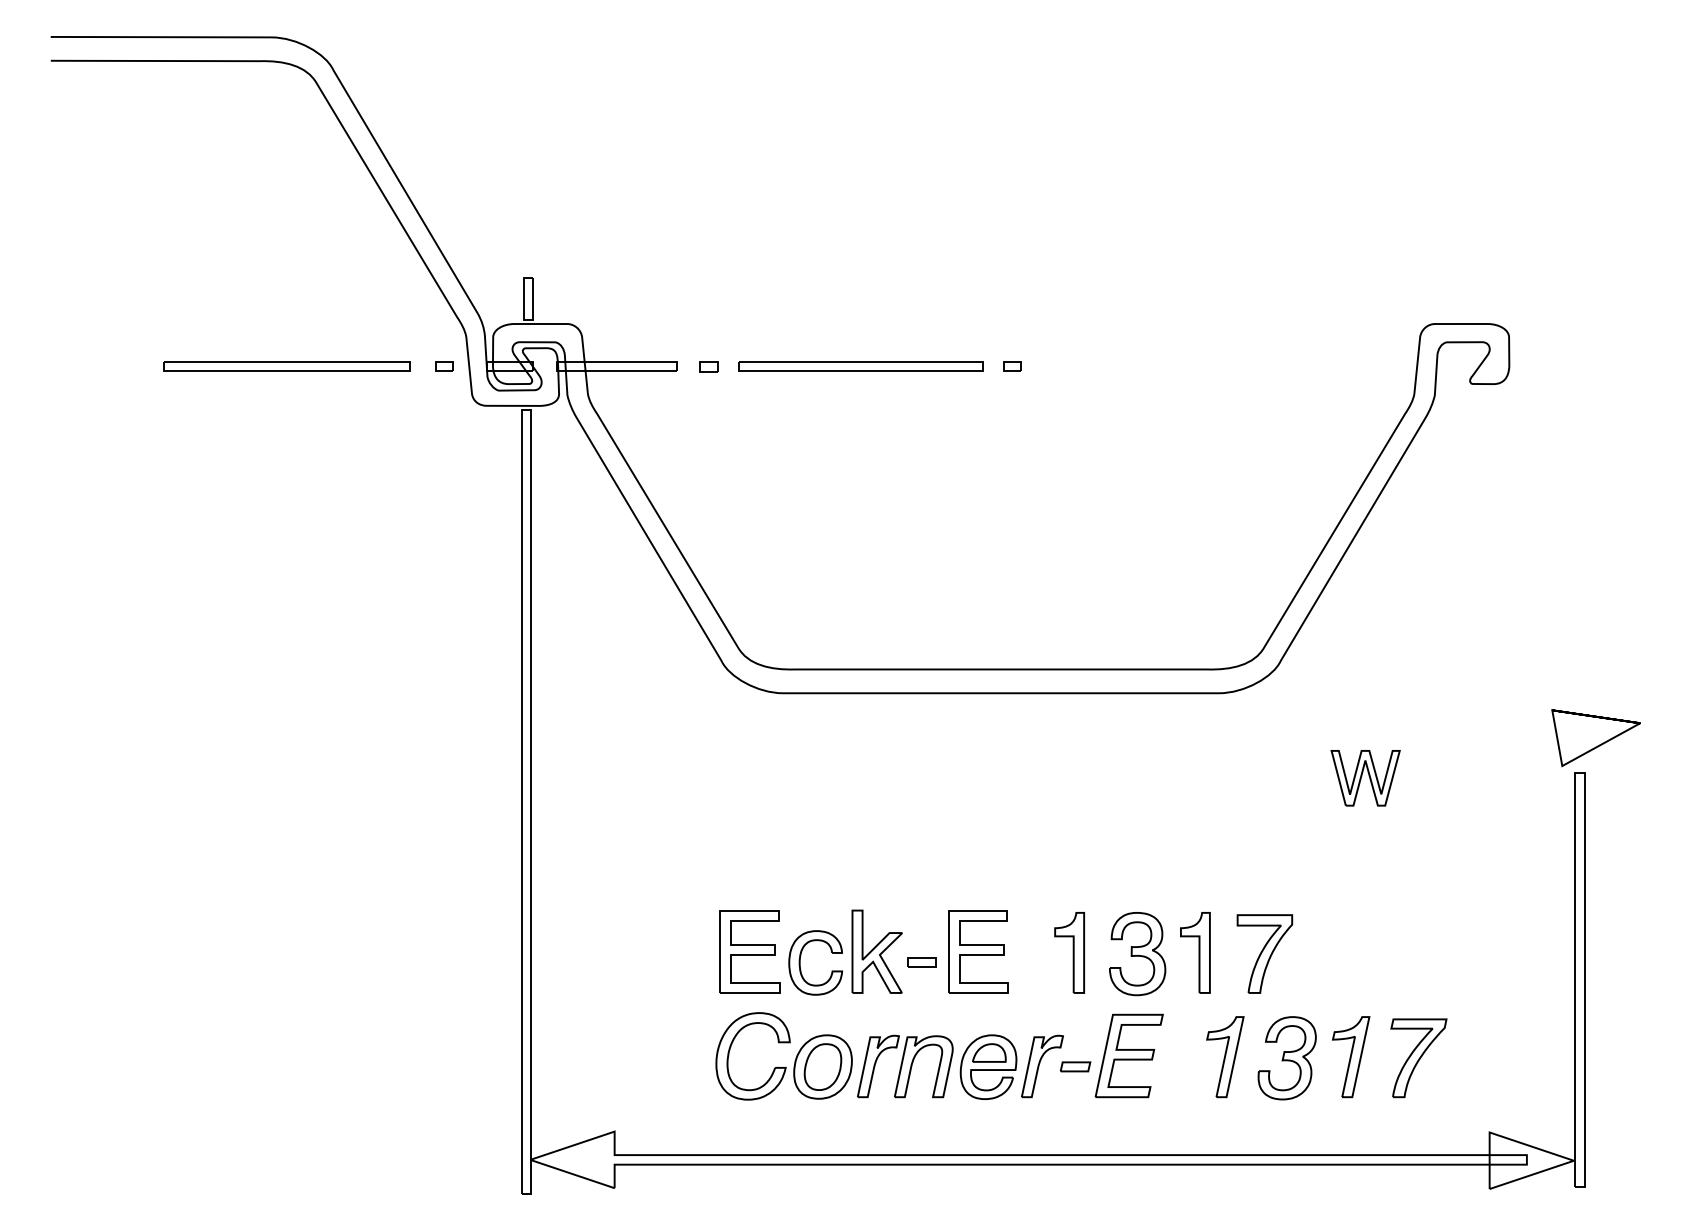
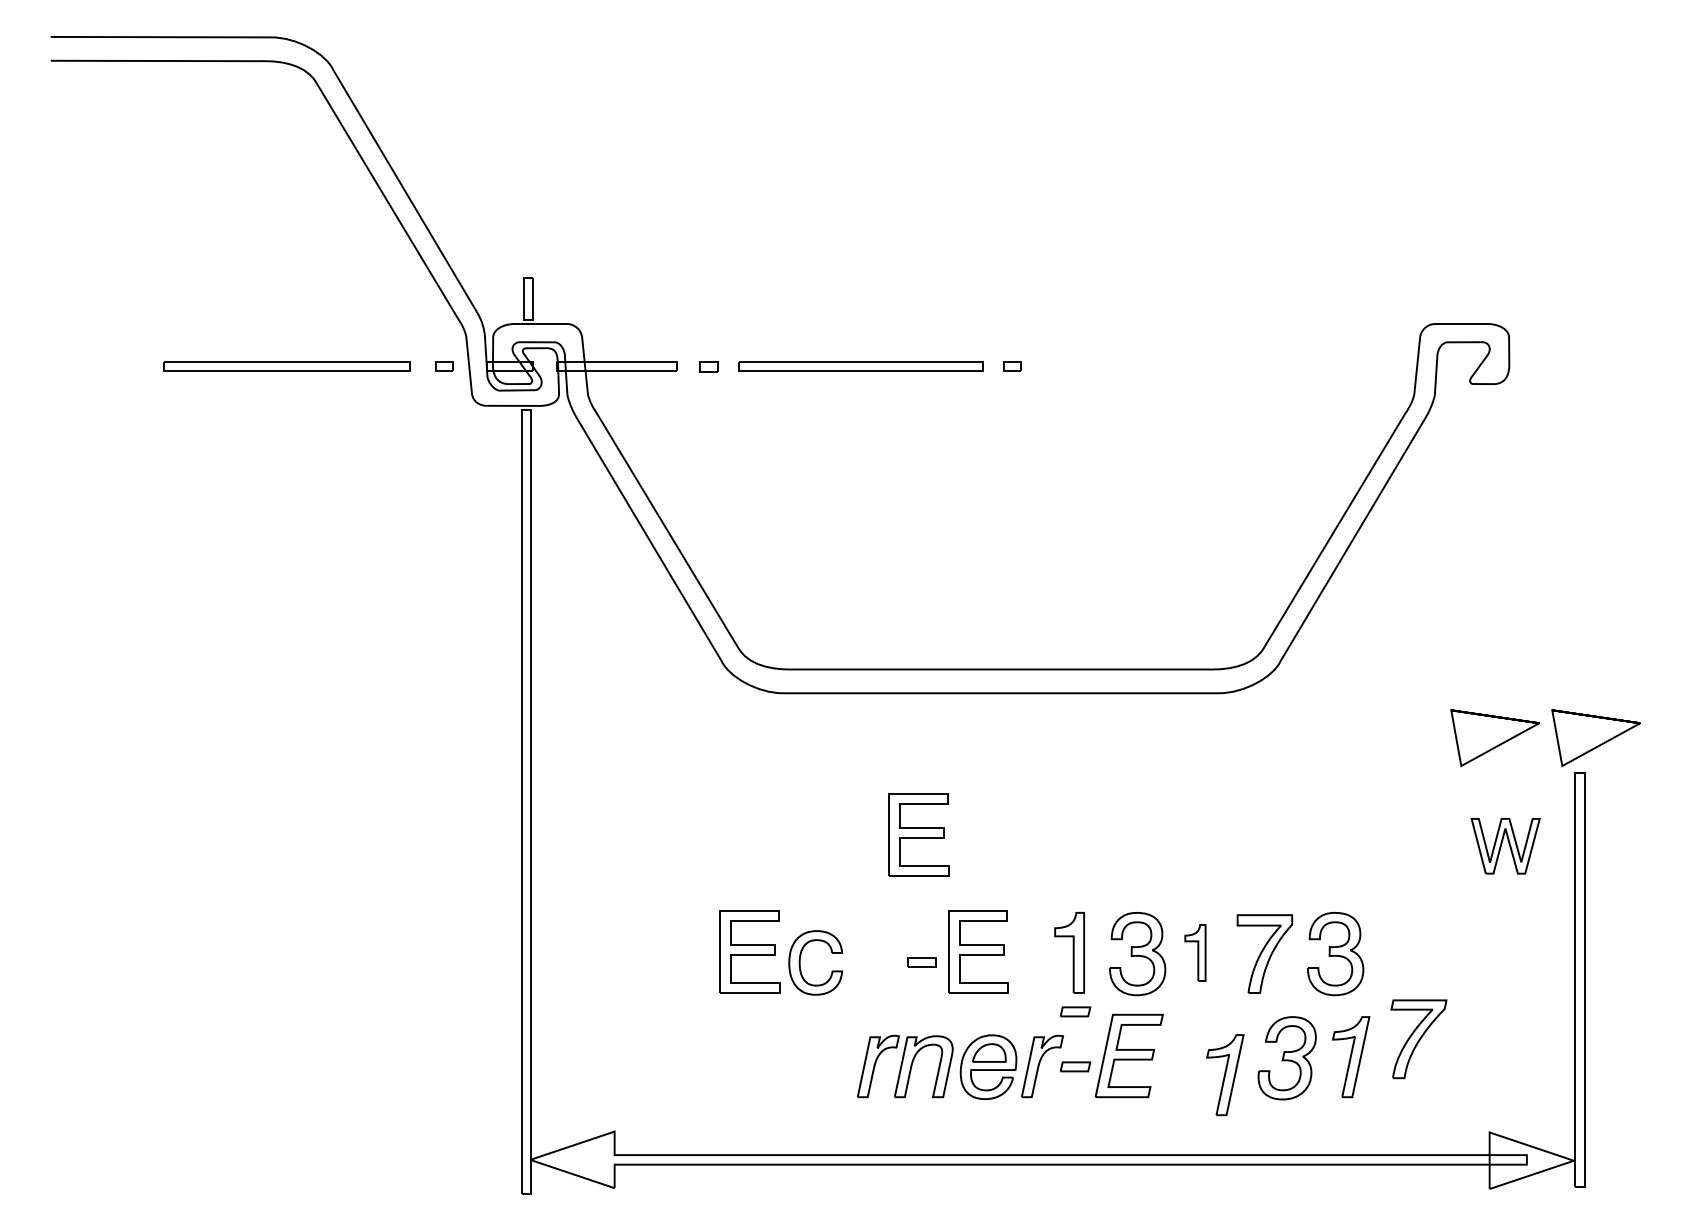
part: none -> present (1494, 738)
part position: (1365, 778) -> (1505, 846) (1505, 846)
part: none -> present (918, 834)
part: present -> none (876, 951)
part size: 31x82 px -> 23x58 px (1195, 952)
part: none -> present (1335, 954)
part: none -> present (1075, 1011)
part position: (1225, 1057) -> (1225, 1075) (1225, 1075)
part position: (1418, 1058) -> (1418, 1039) (1418, 1039)
part: present -> none (783, 1067)
